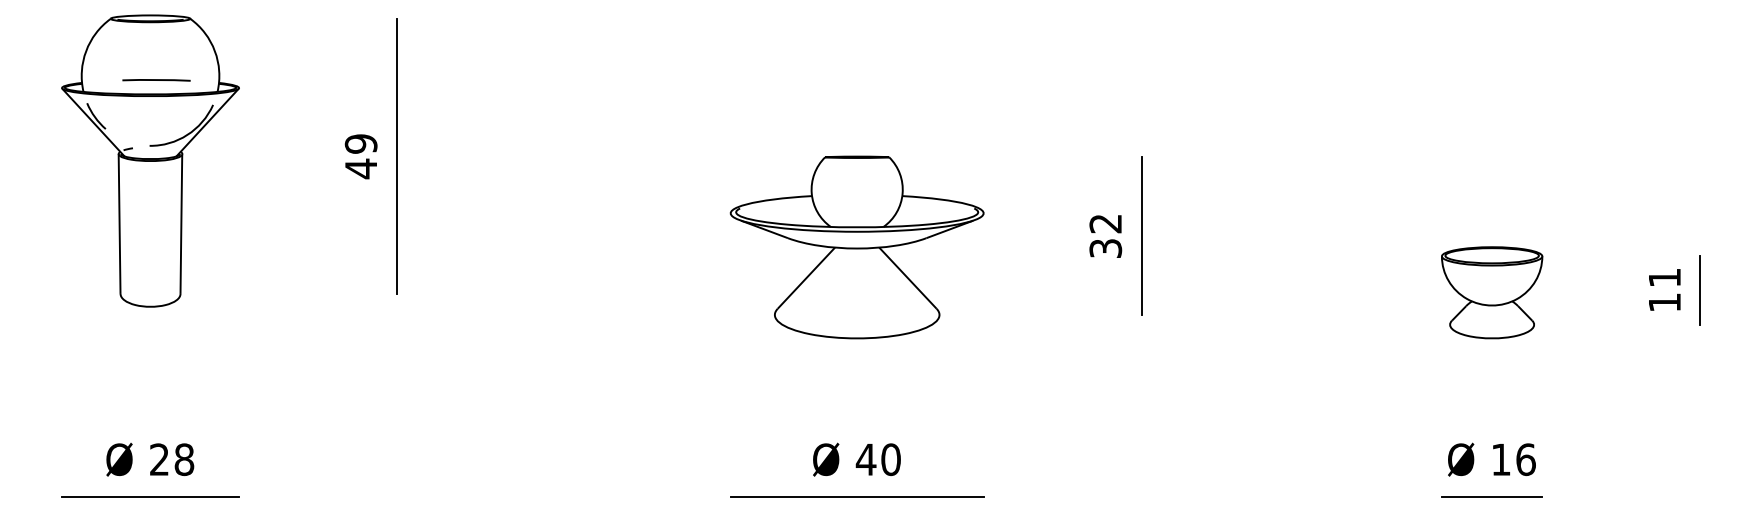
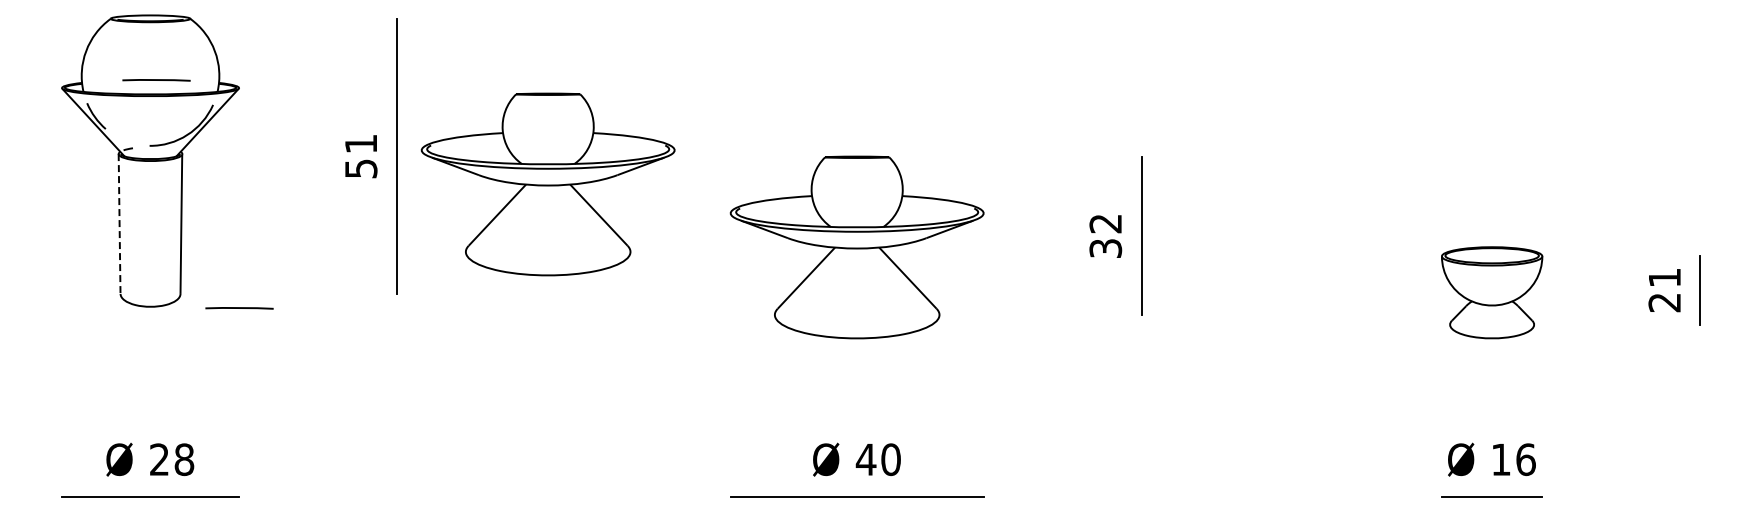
text: 49 -> 51 (360, 156)
part: none -> present (547, 184)
line: solid -> dashed (119, 224)
text: 11 -> 21 (1664, 302)
line: none -> present (239, 308)
